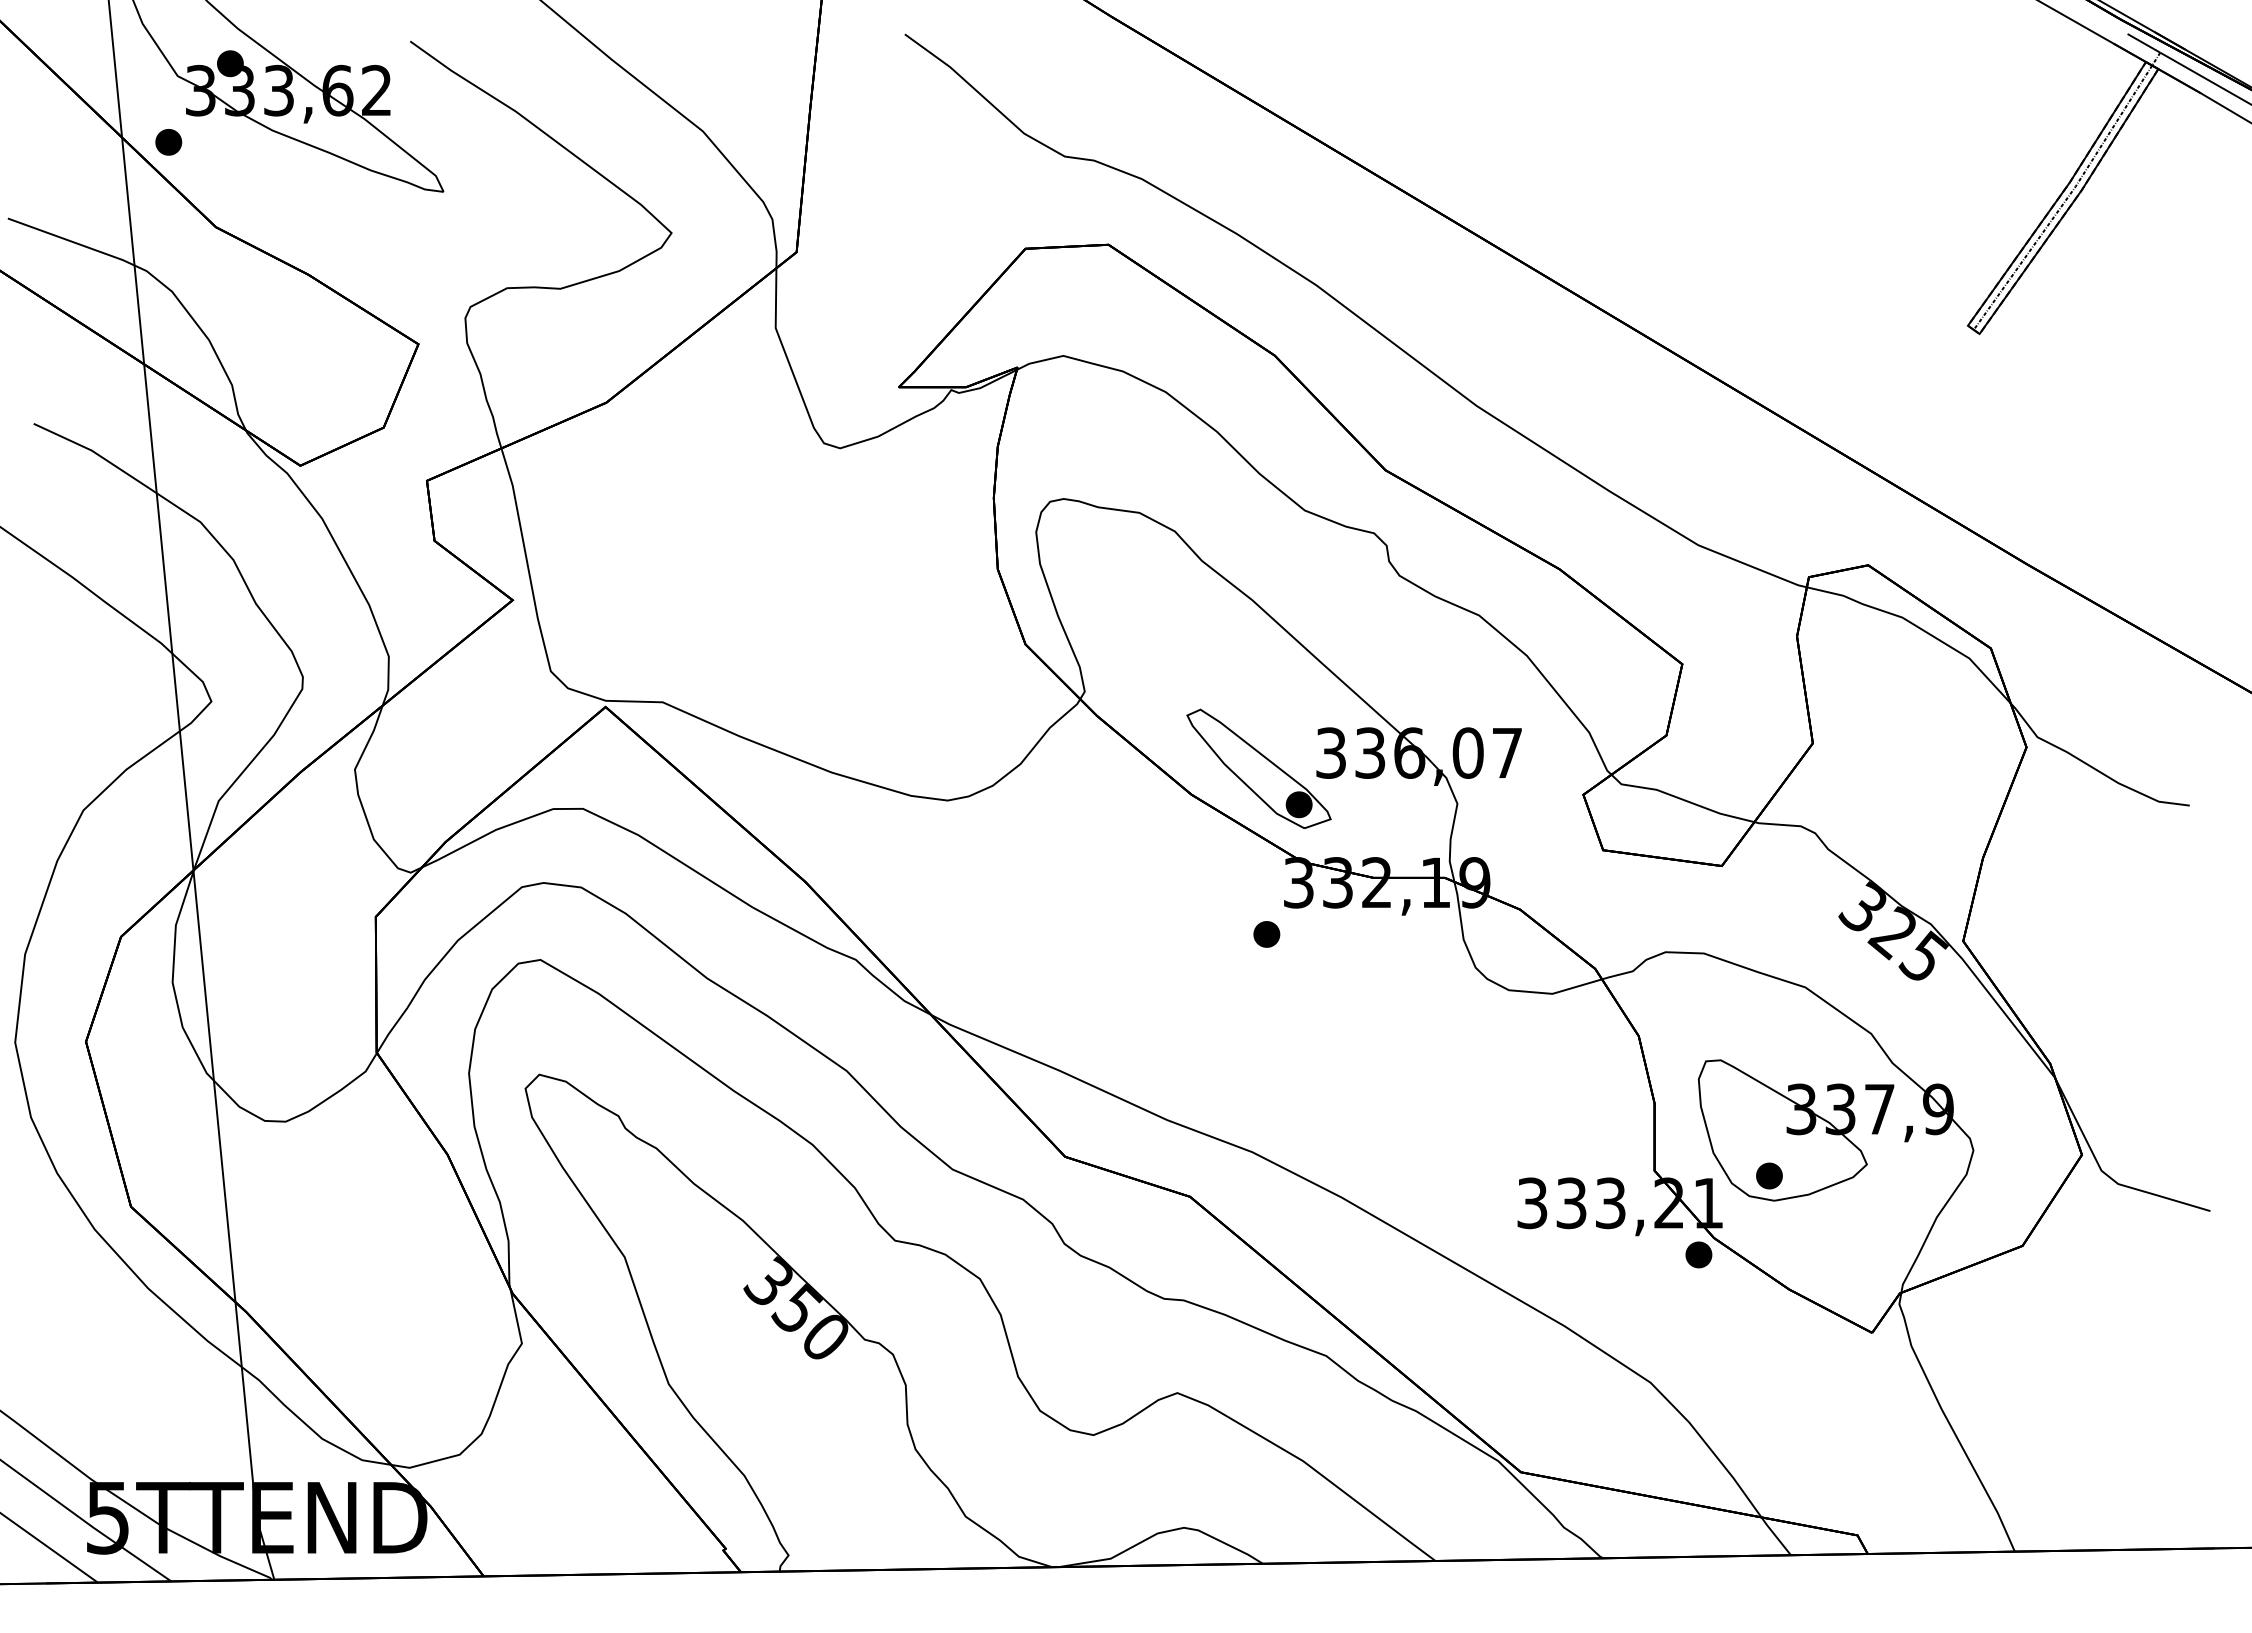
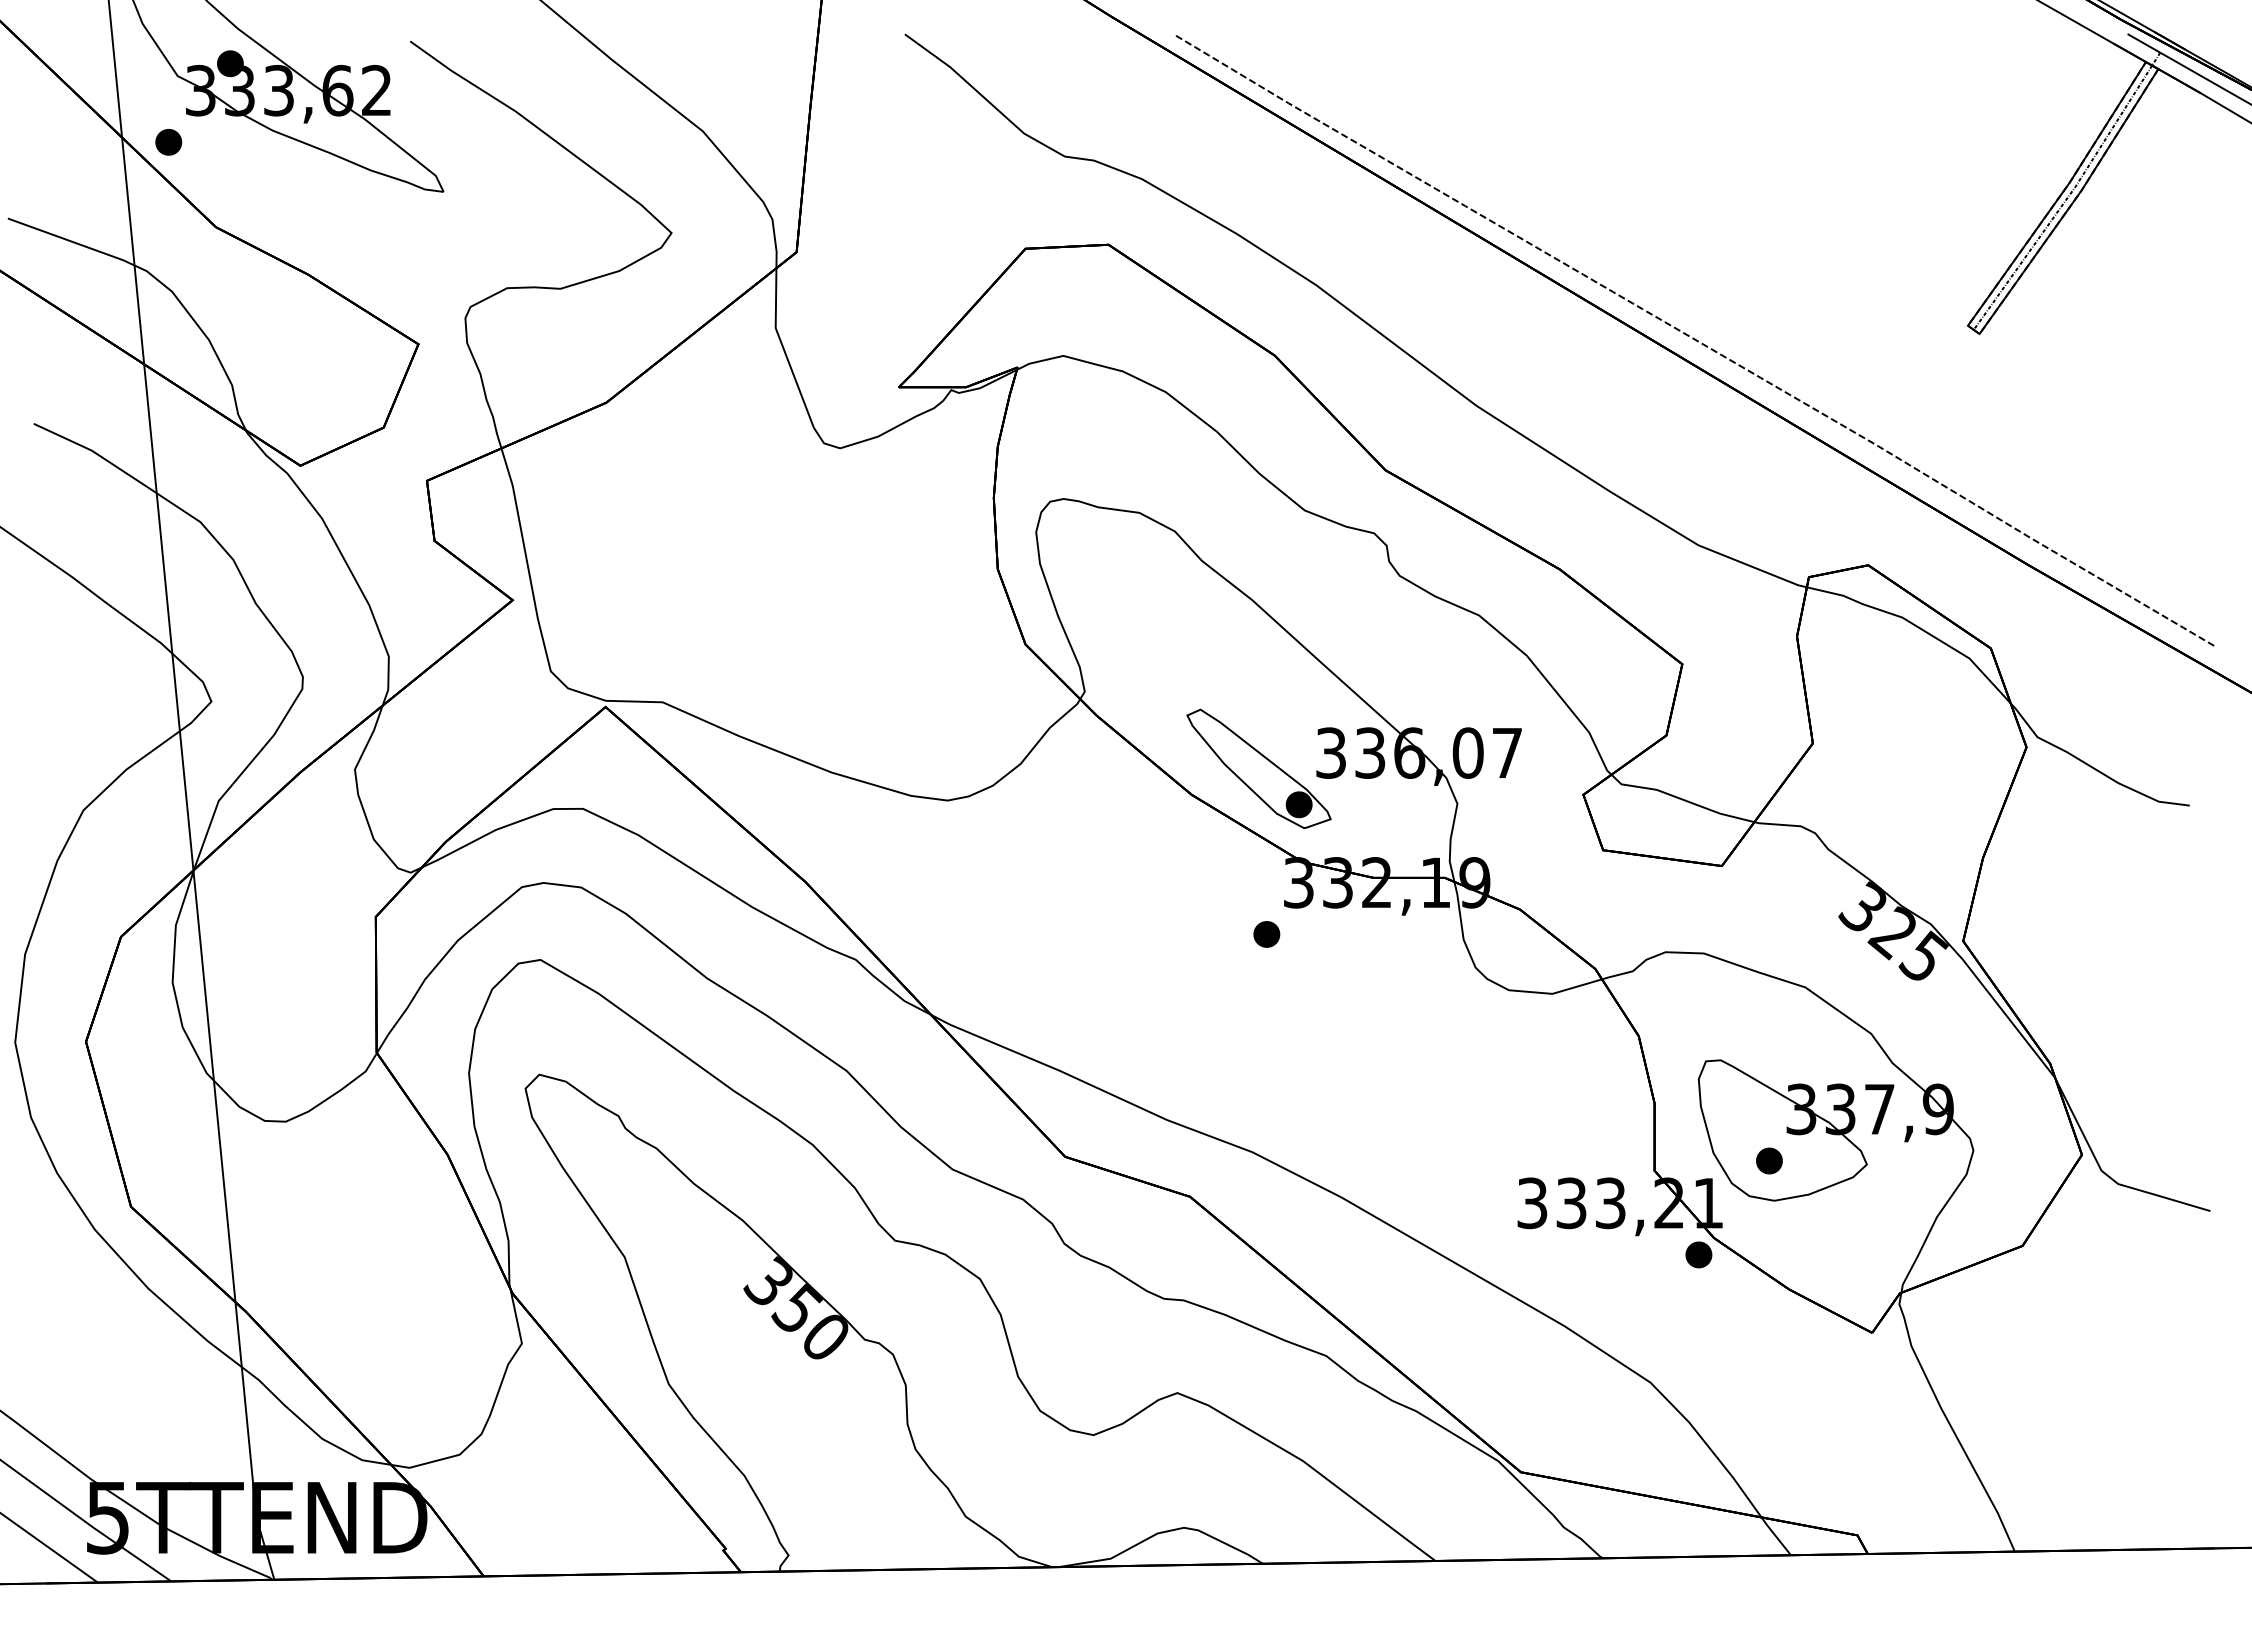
curve: none -> present (1694, 340)
part position: (1769, 1175) -> (1769, 1160) (1769, 1160)
